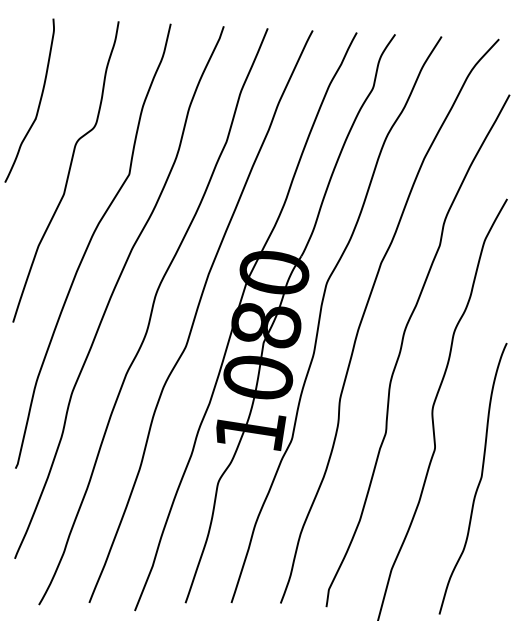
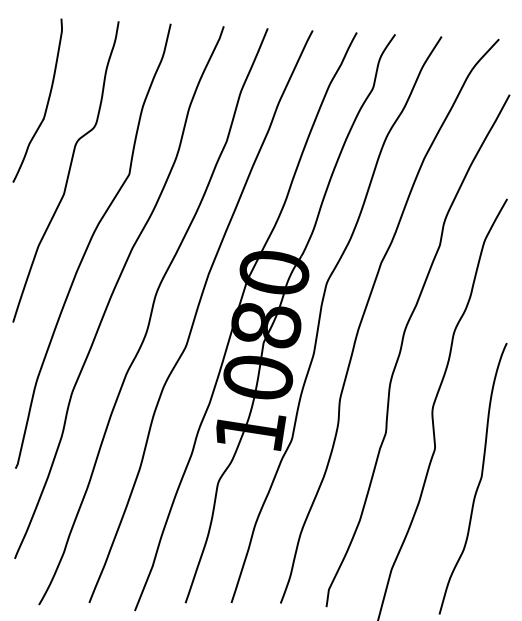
curve position: (38, 103) -> (46, 103) (46, 103)
